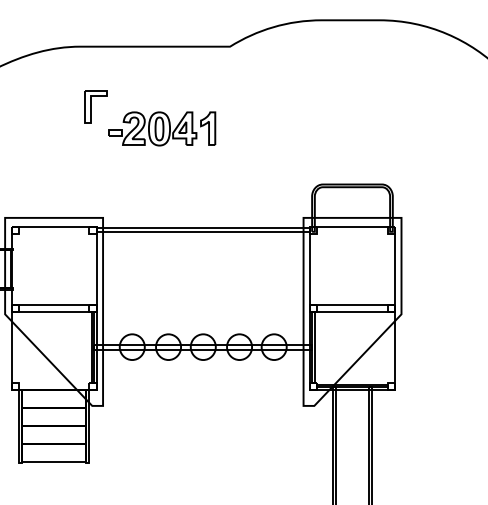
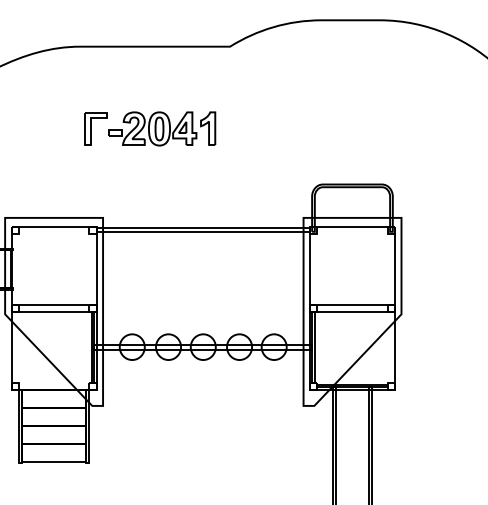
part position: (95, 106) -> (95, 128) (95, 128)
